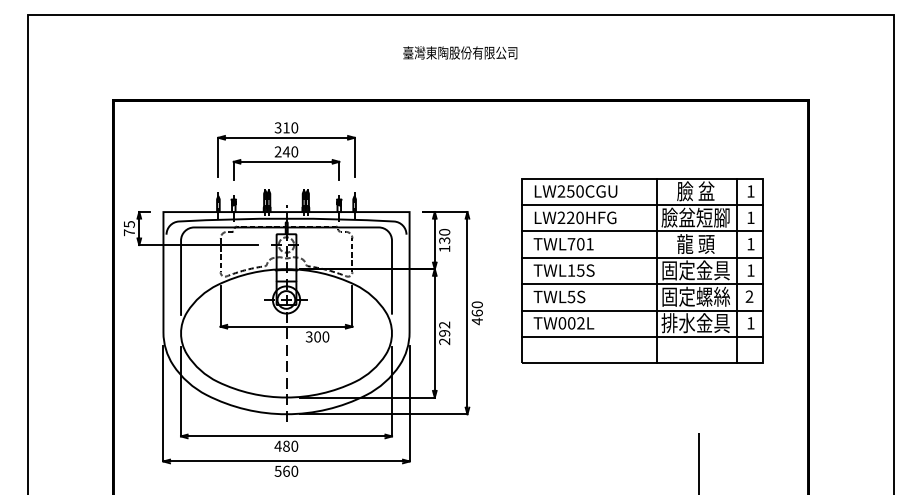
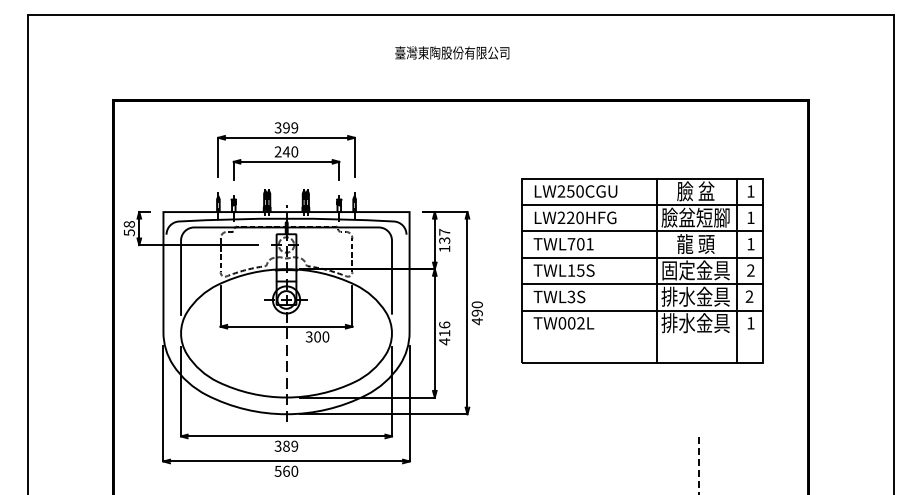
text position: (460, 52) -> (452, 52) (452, 52)
text: 310 -> 399 (290, 127)
text: 75 -> 58 (128, 228)
text: 130 -> 137 (444, 231)
text: 1 -> 2 (750, 270)
text: TWL5S -> TWL3S (571, 296)
text: 固定螺絲 -> 排水金具 (695, 296)
text: 460 -> 490 (476, 312)
text: 292 -> 416 (444, 333)
line: present -> none (642, 336)
text: 480 -> 389 (286, 445)
line: solid -> dashed (699, 463)
